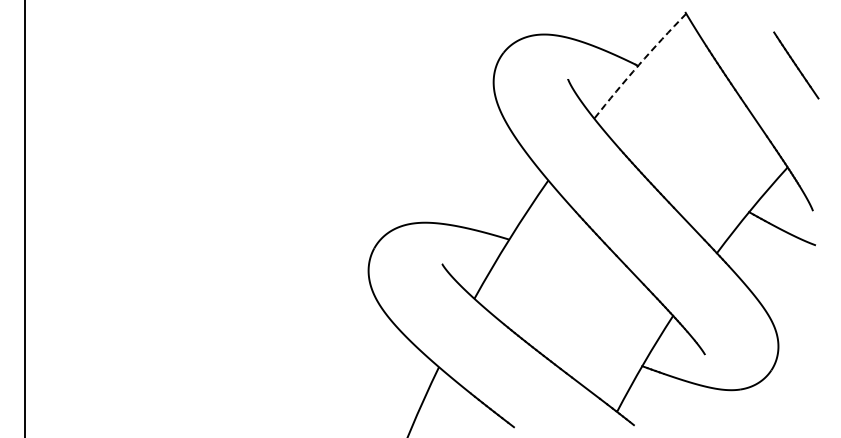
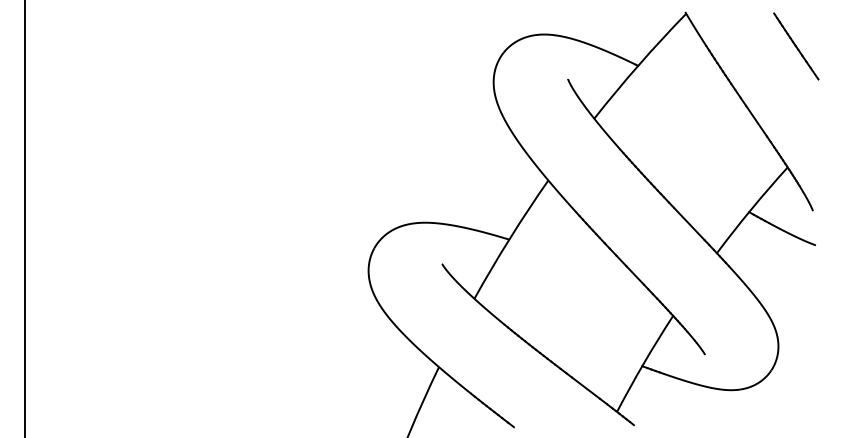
arc: dashed -> solid (638, 65)
line position: (796, 65) -> (796, 46) (796, 46)
